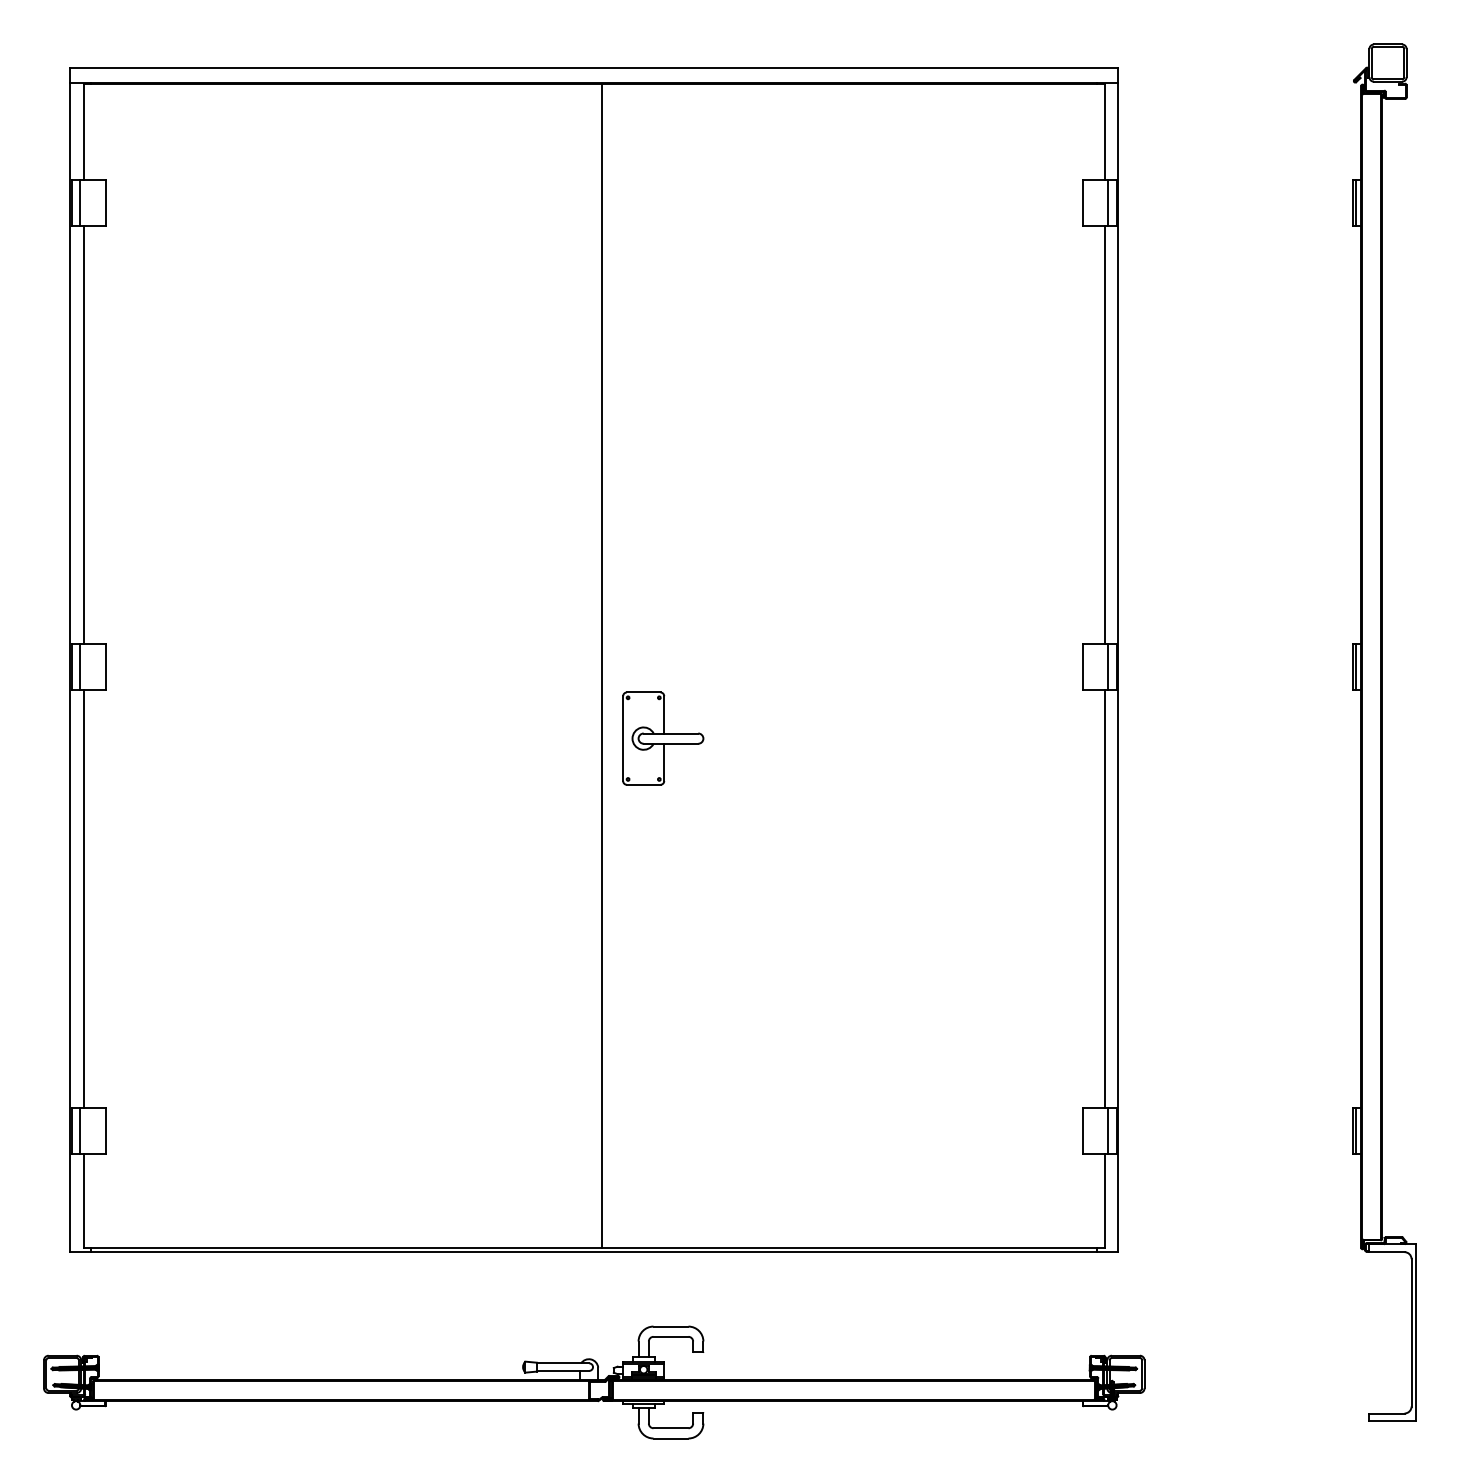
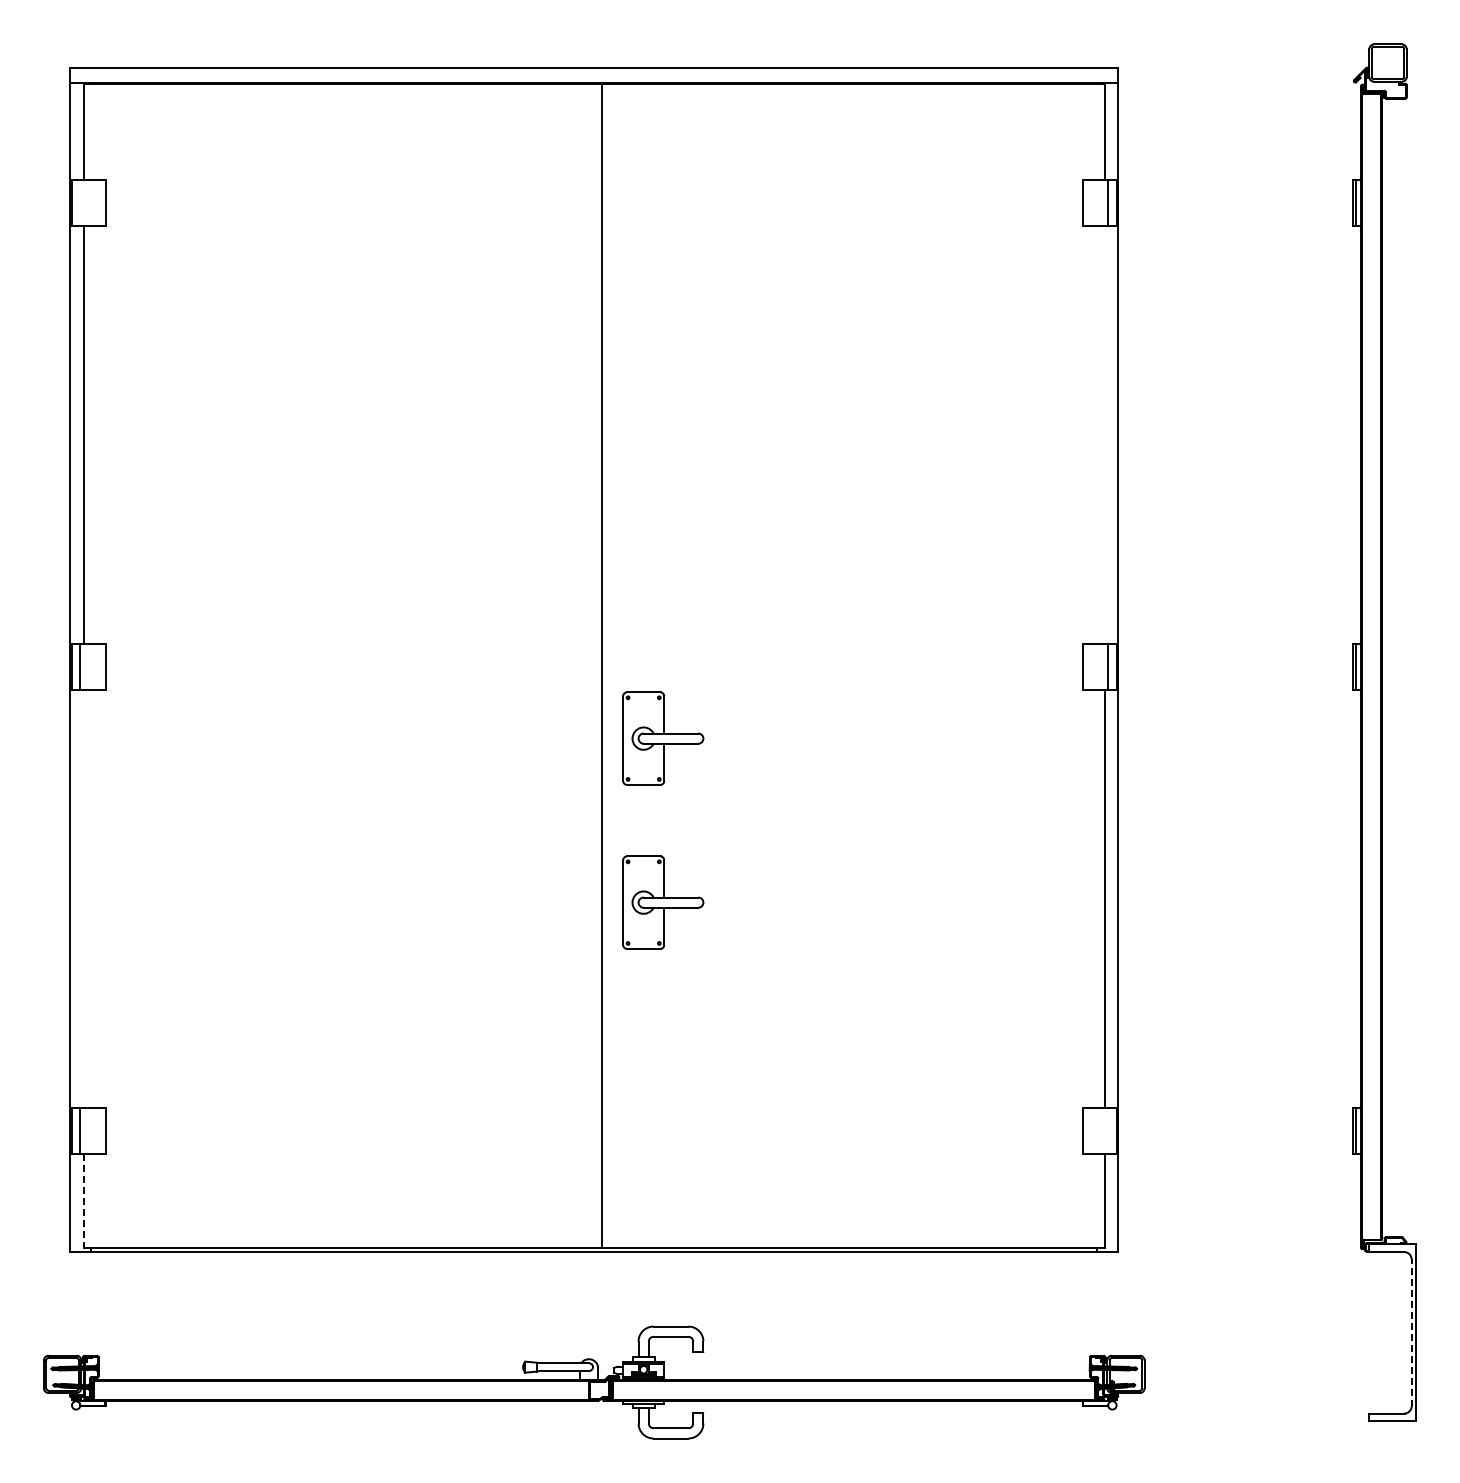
line: present -> none (80, 202)
line: present -> none (1104, 434)
line: present -> none (83, 898)
part: none -> present (663, 902)
line: present -> none (1108, 1130)
line: solid -> dashed (83, 1201)
line: solid -> dashed (1411, 1332)
